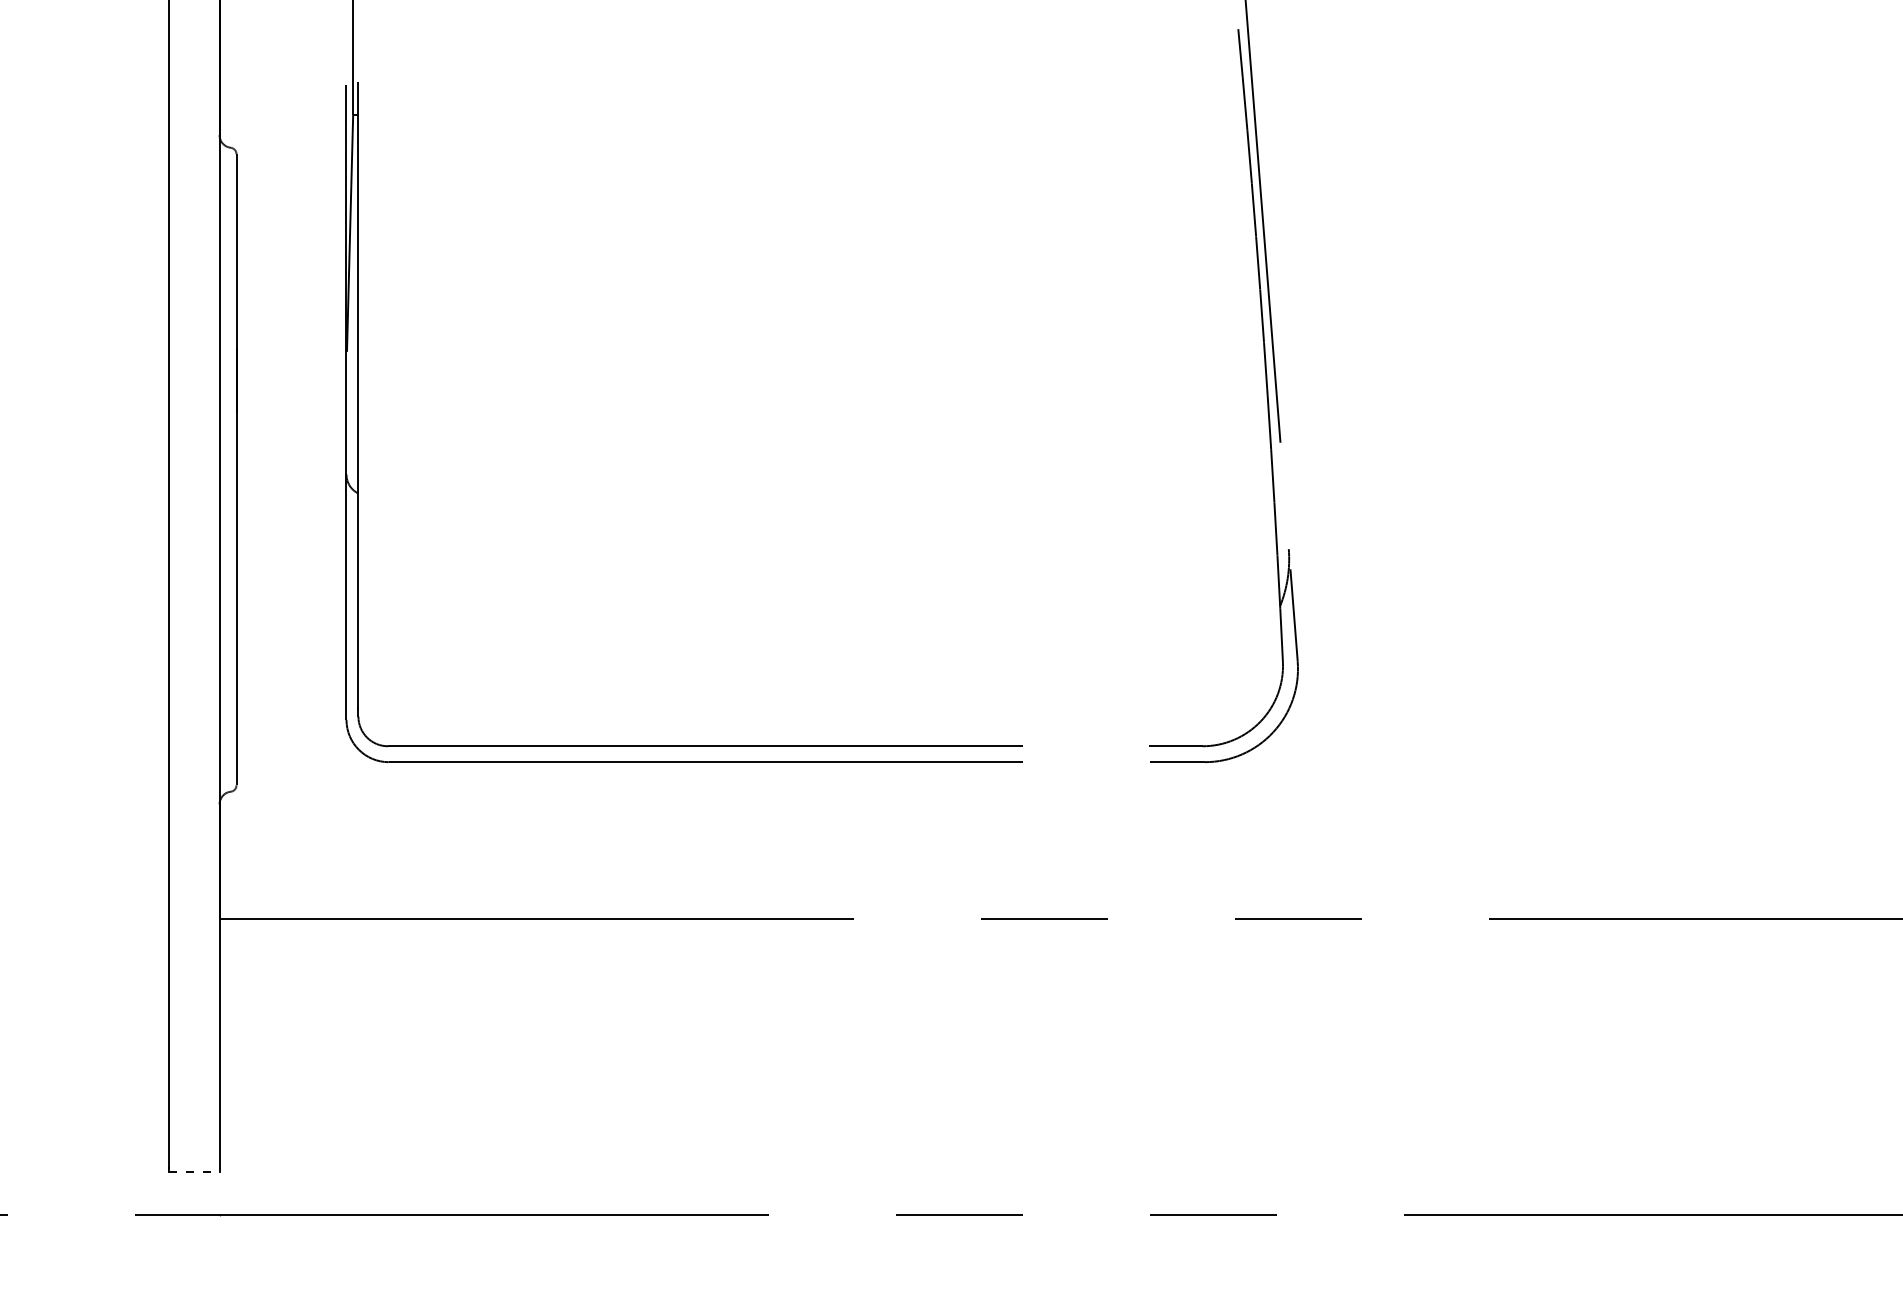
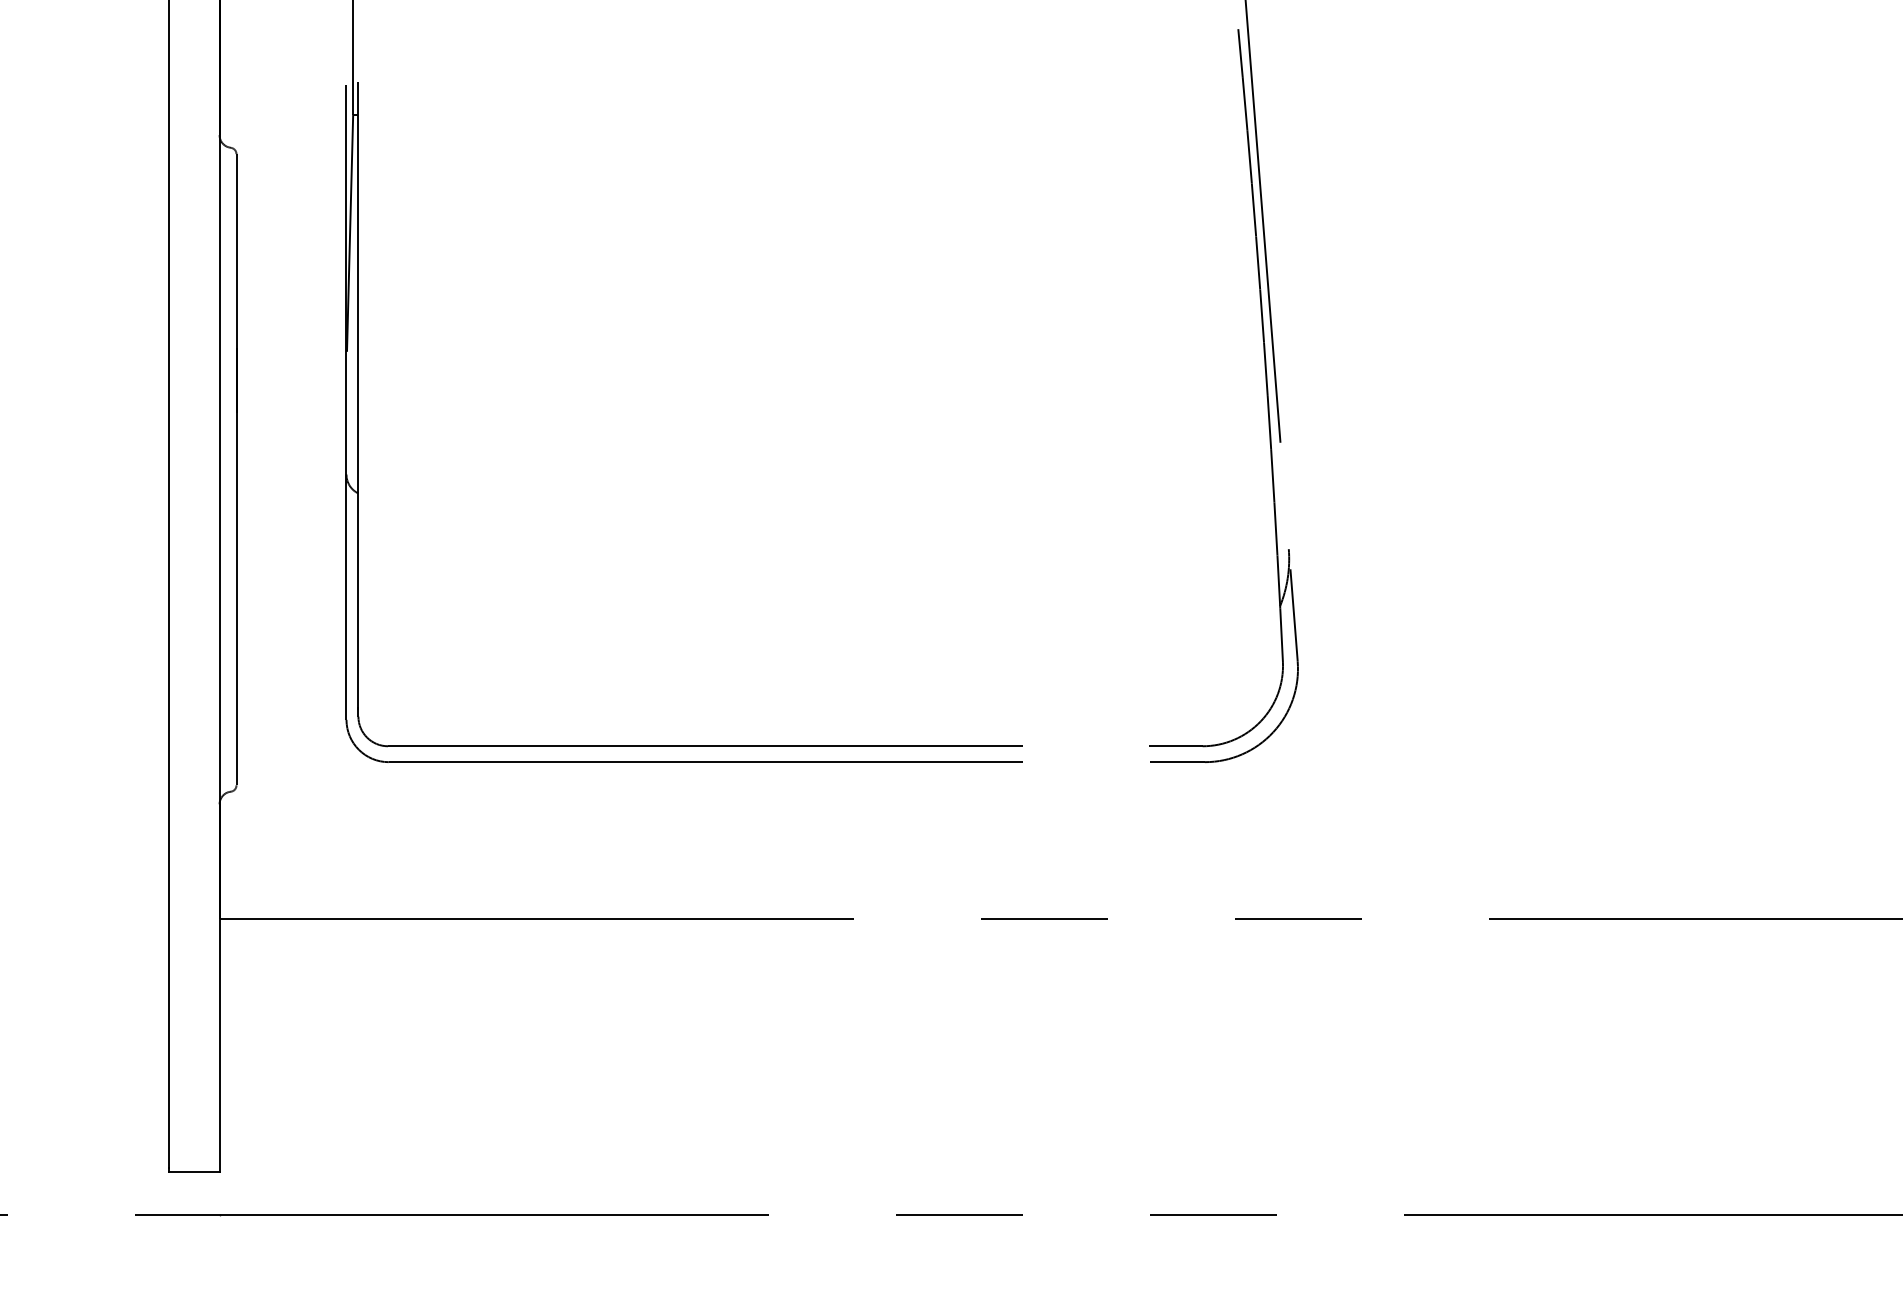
line: dashed -> solid (194, 1172)
